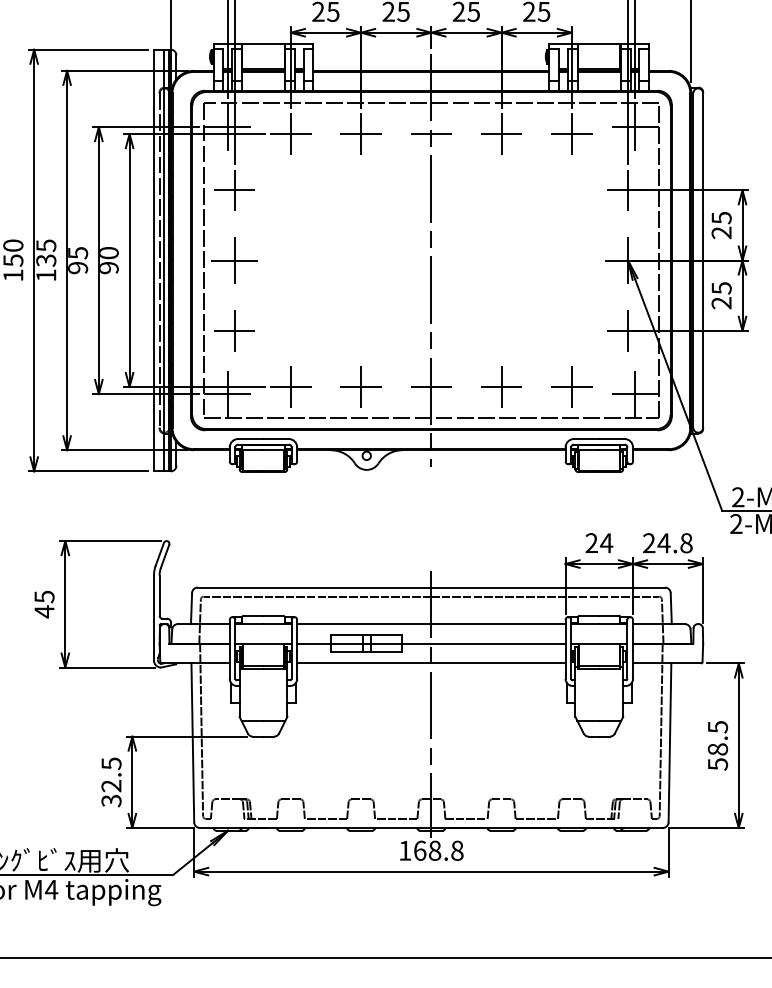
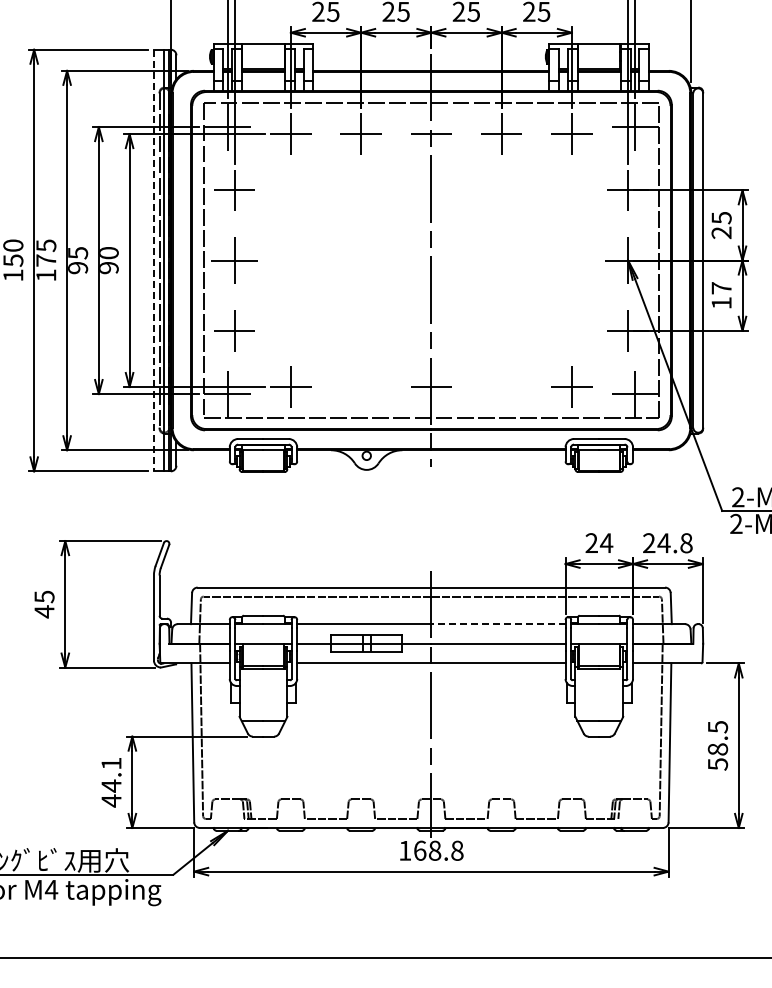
text: 135 -> 175 (46, 260)
line: solid -> dashed (153, 260)
text: 25 -> 17 (721, 295)
part: present -> none (360, 386)
part: present -> none (501, 386)
line: solid -> dashed (497, 624)
text: 32.5 -> 44.1 (111, 782)
